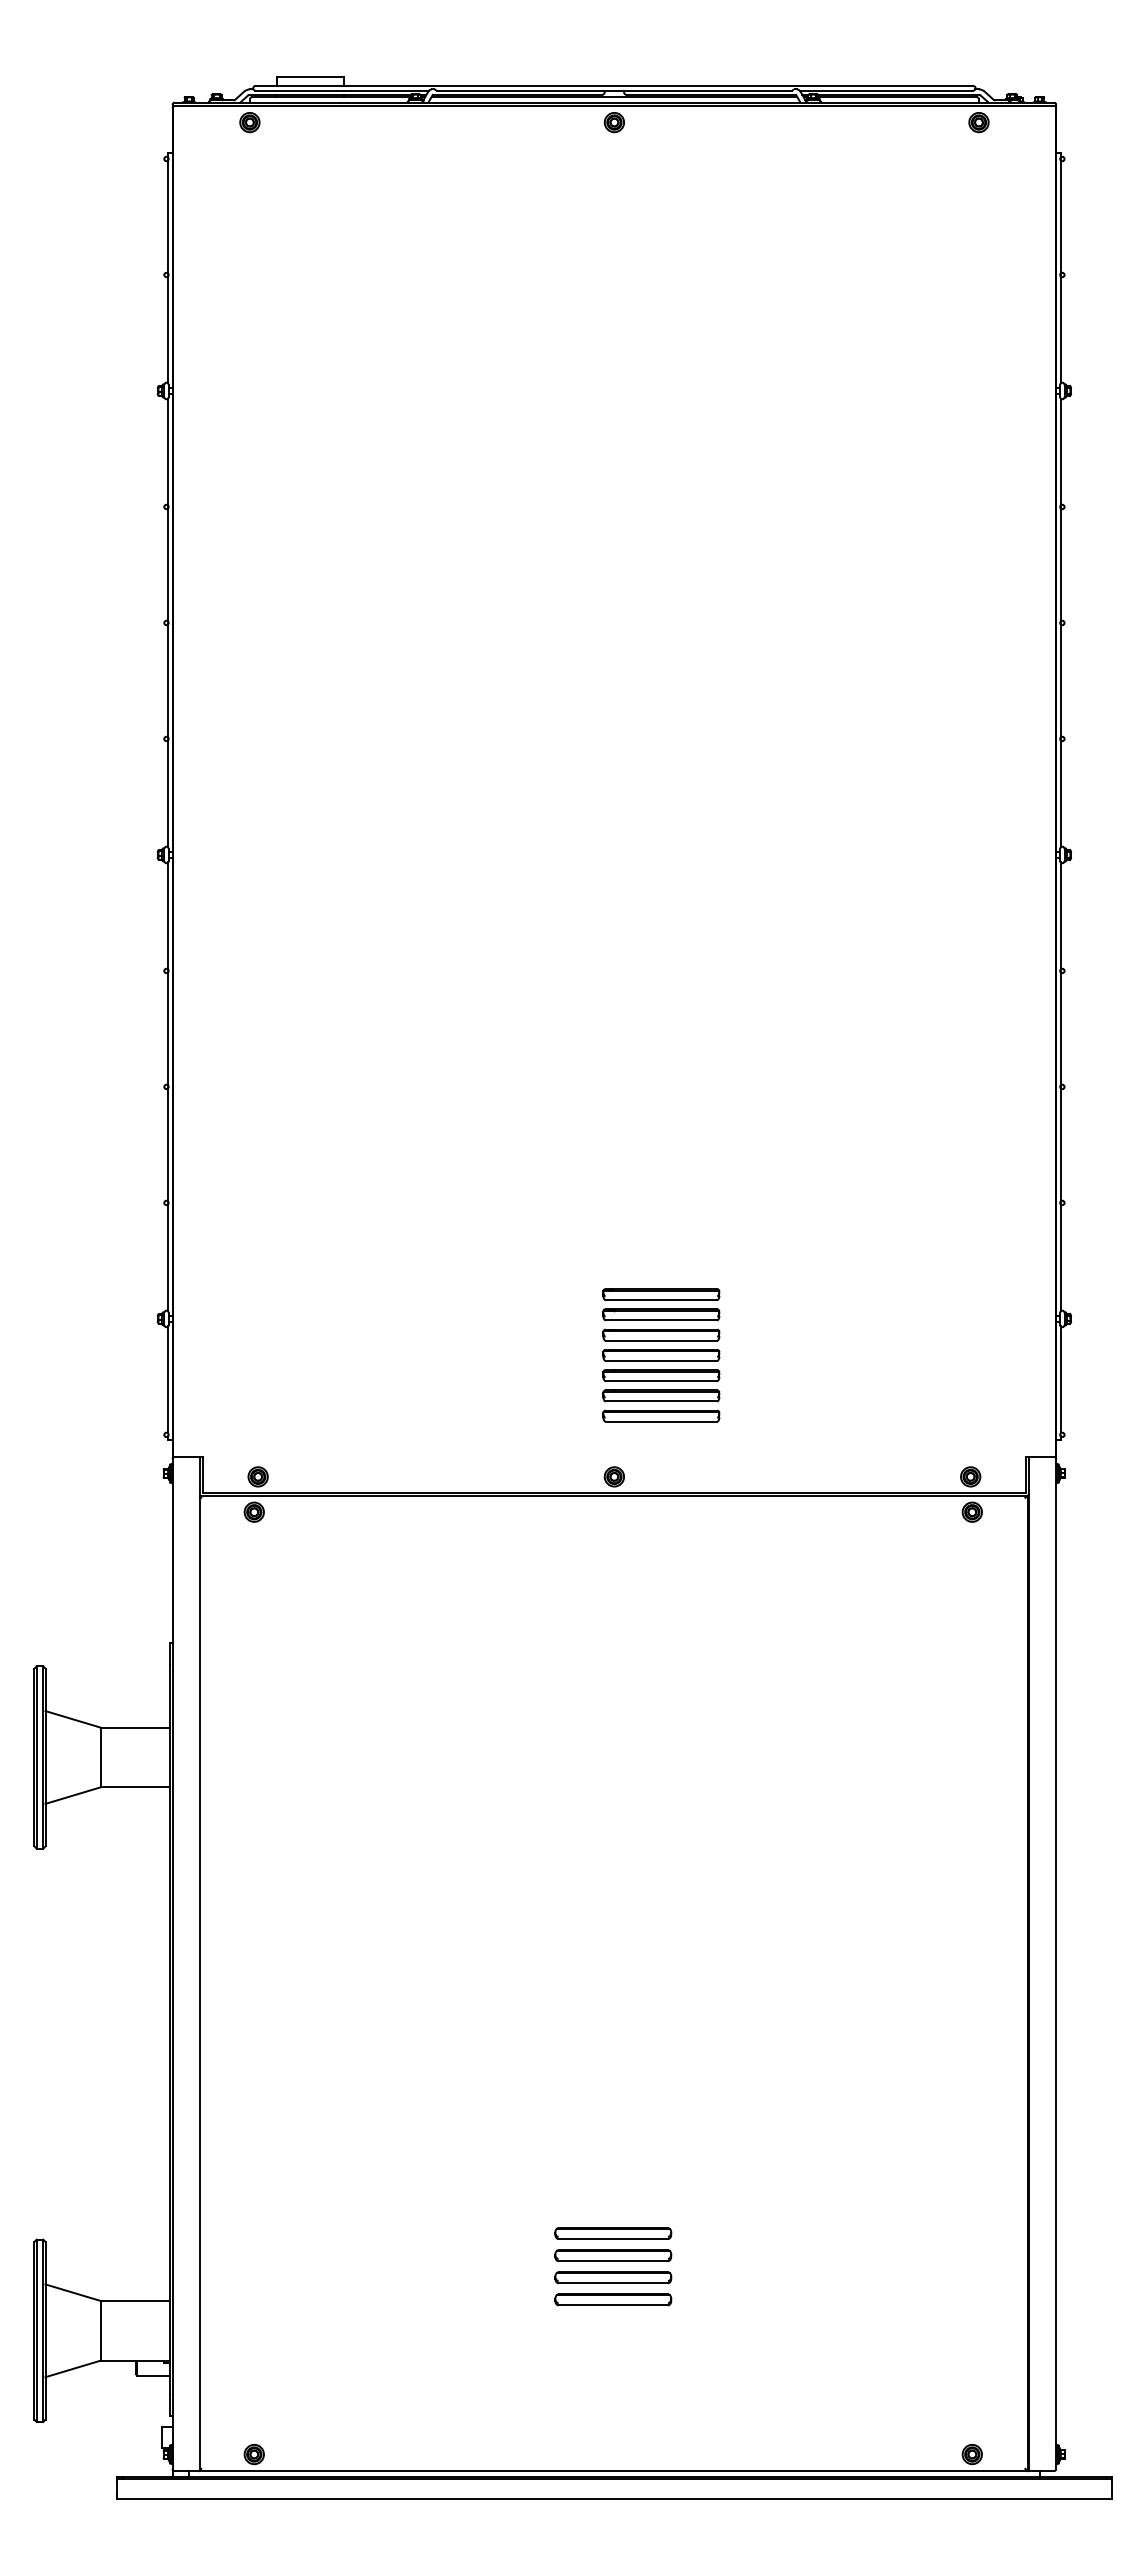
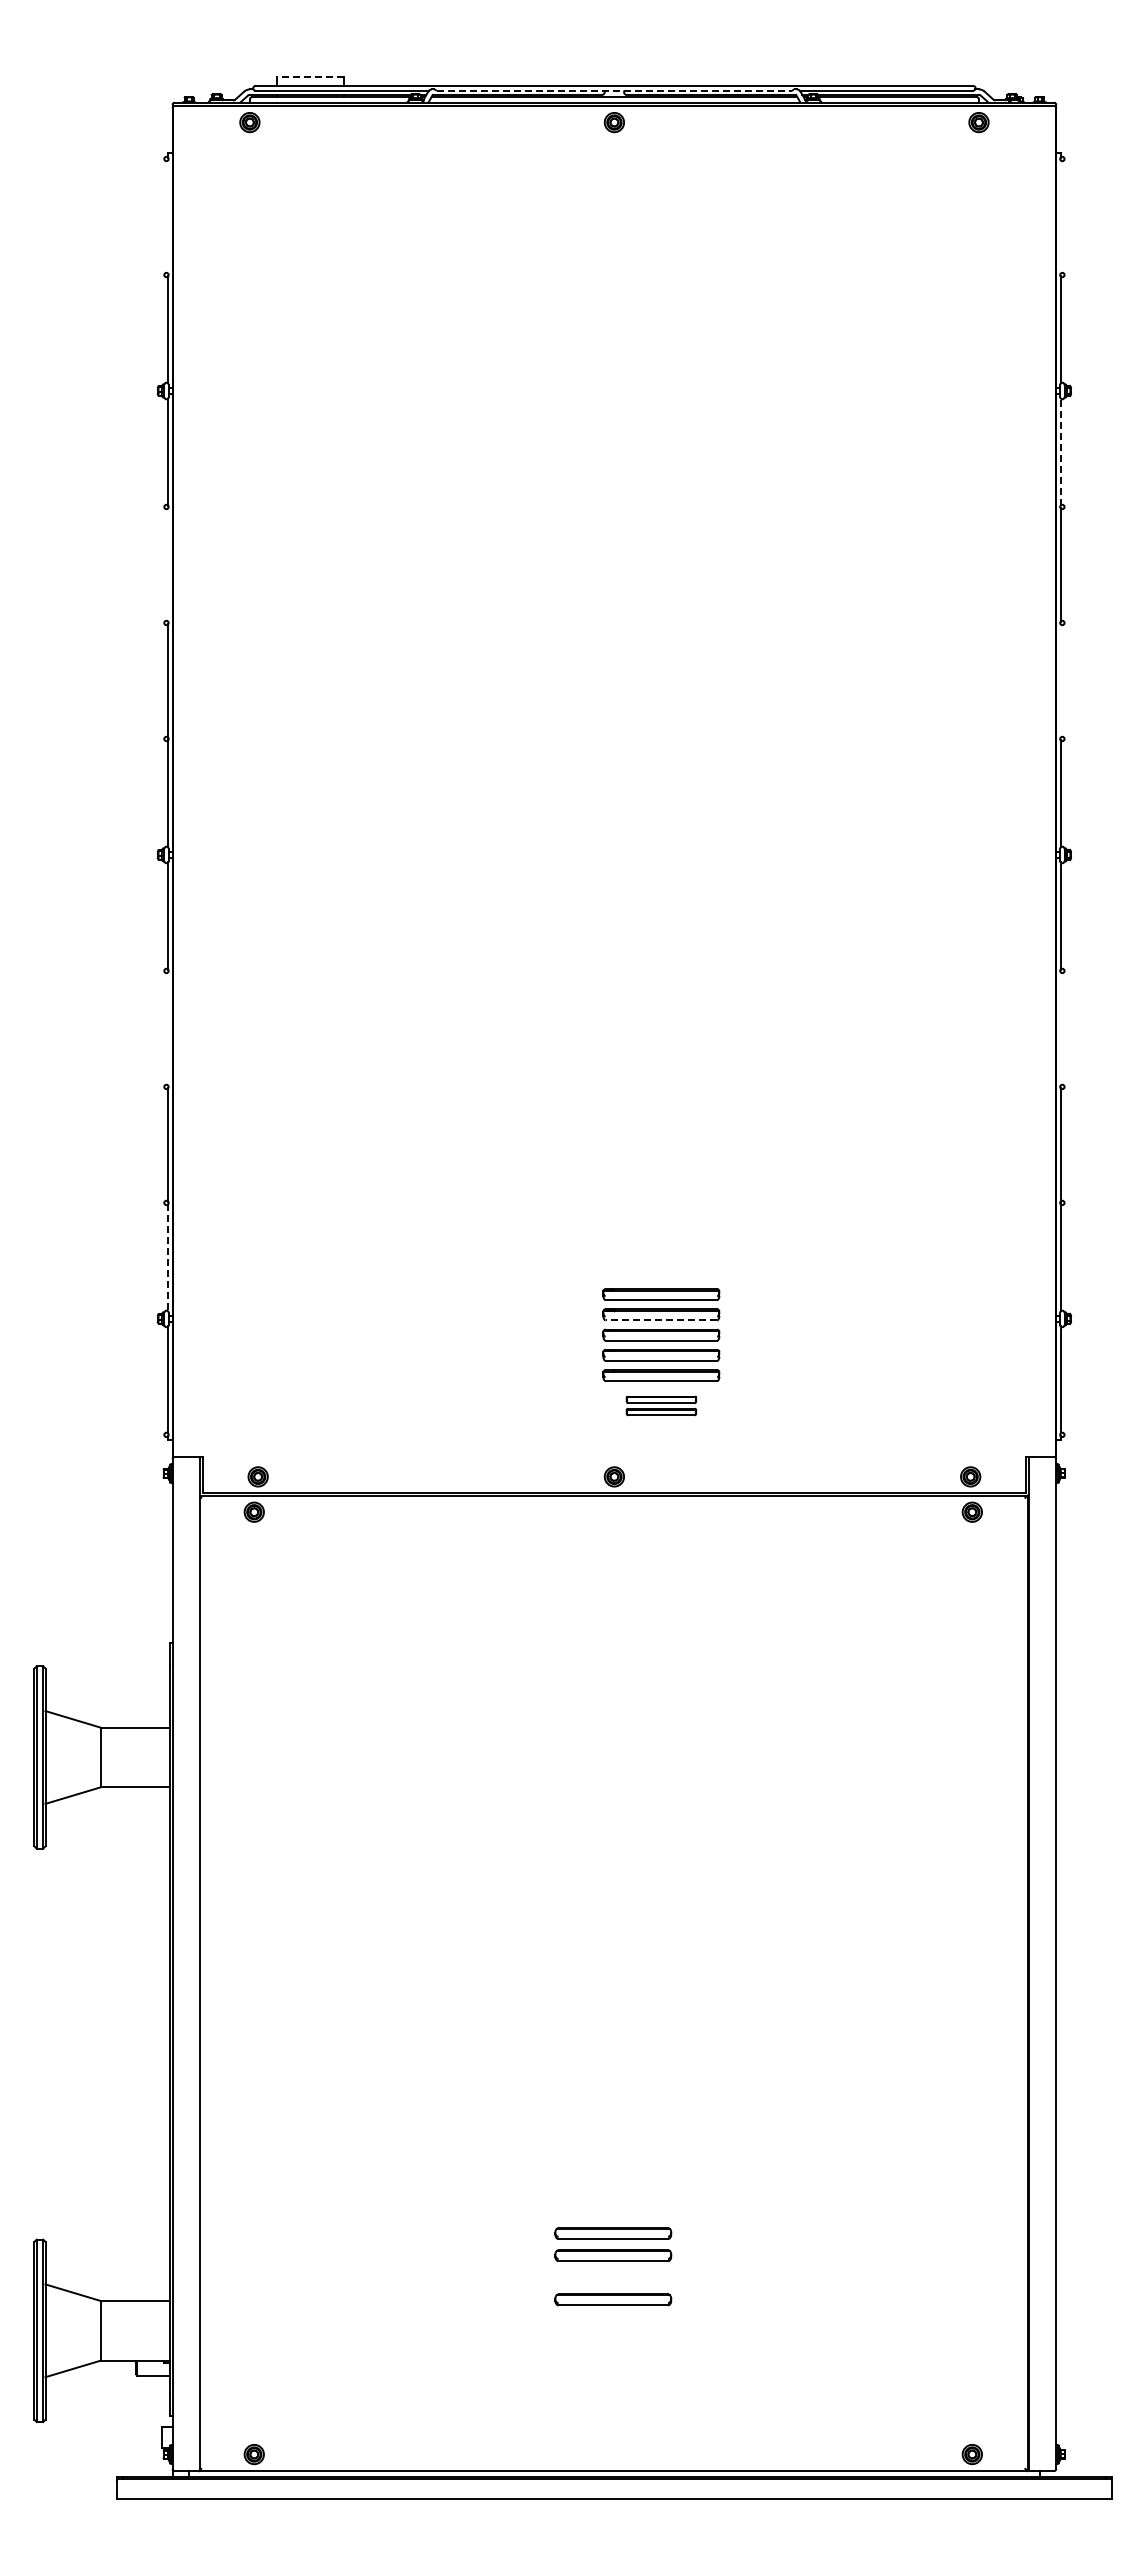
line: solid -> dashed (310, 77)
line: solid -> dashed (614, 90)
line: present -> none (168, 216)
line: present -> none (1060, 216)
line: solid -> dashed (1060, 452)
line: present -> none (168, 564)
line: present -> none (1060, 680)
line: present -> none (168, 1028)
line: present -> none (1060, 1028)
line: solid -> dashed (168, 1257)
line: solid -> dashed (661, 1320)
part size: 119x34 px -> 73x22 px (661, 1405)
part: present -> none (613, 2277)
